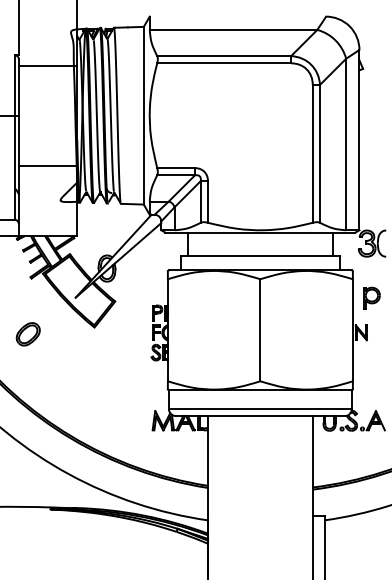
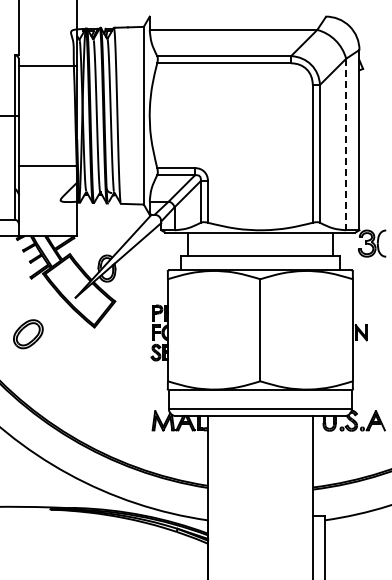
line: solid -> dashed (346, 144)
part: present -> none (371, 297)
part size: 26x25 px -> 31x31 px (28, 334)
